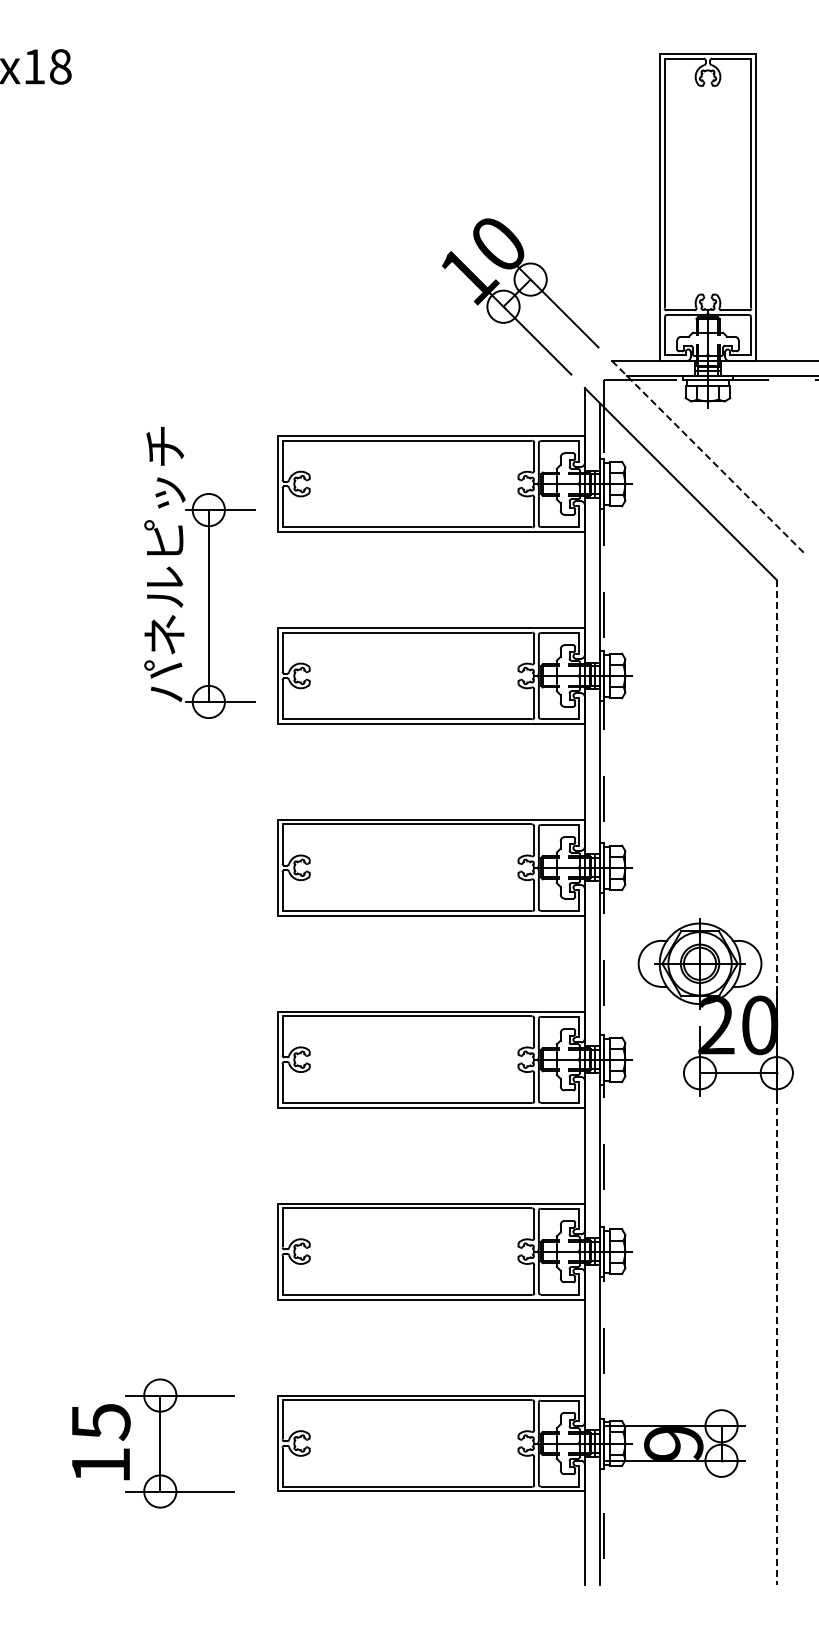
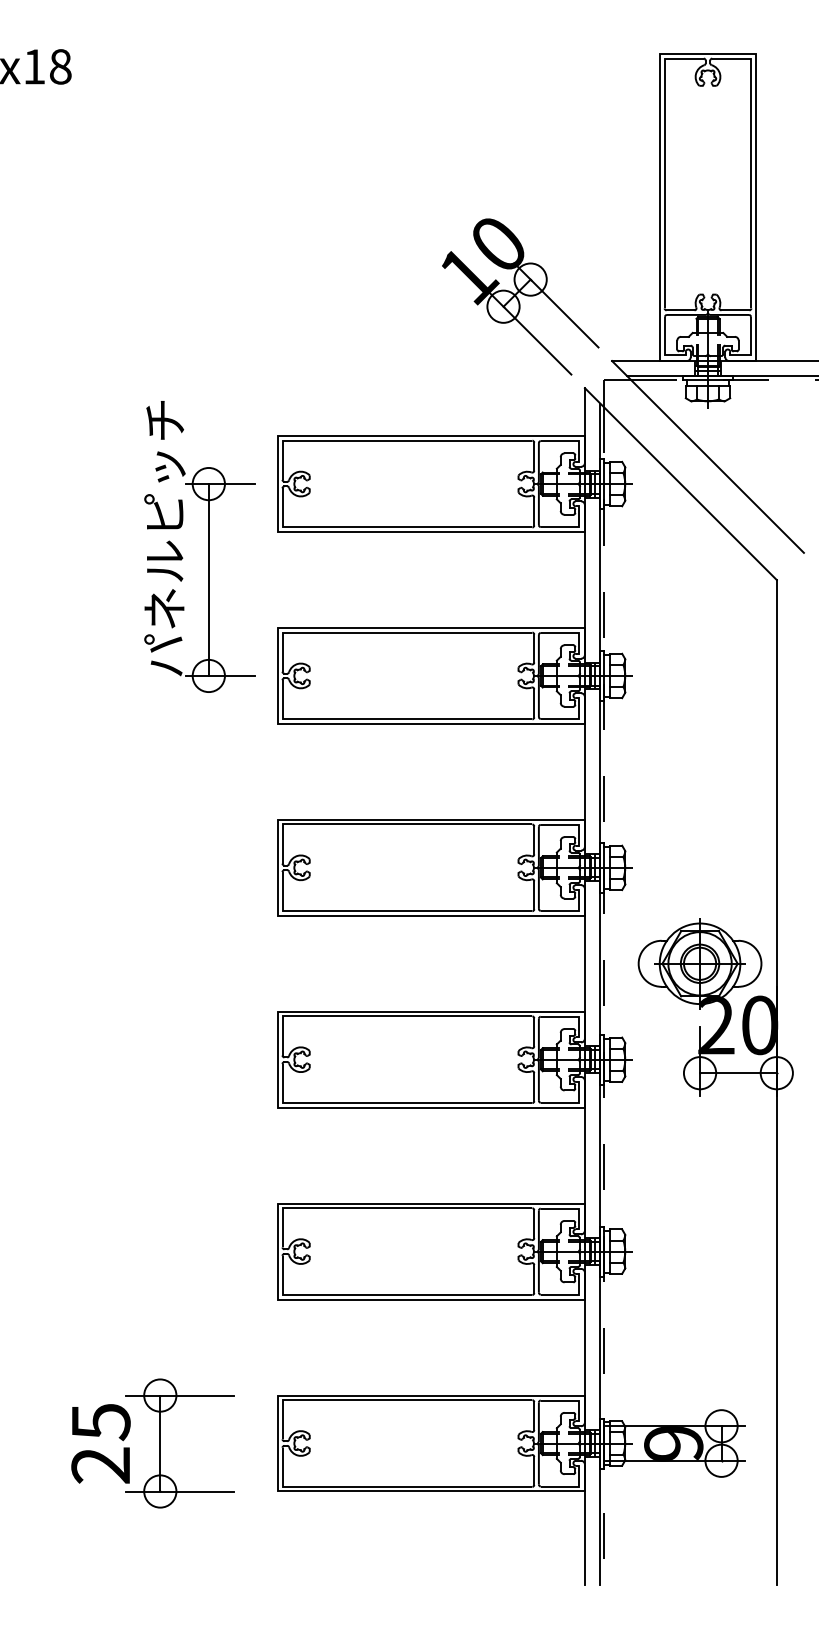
line: dashed -> solid (708, 456)
part position: (208, 572) -> (208, 546) (208, 546)
line: dashed -> solid (776, 1083)
text: 15 -> 25 (100, 1465)
